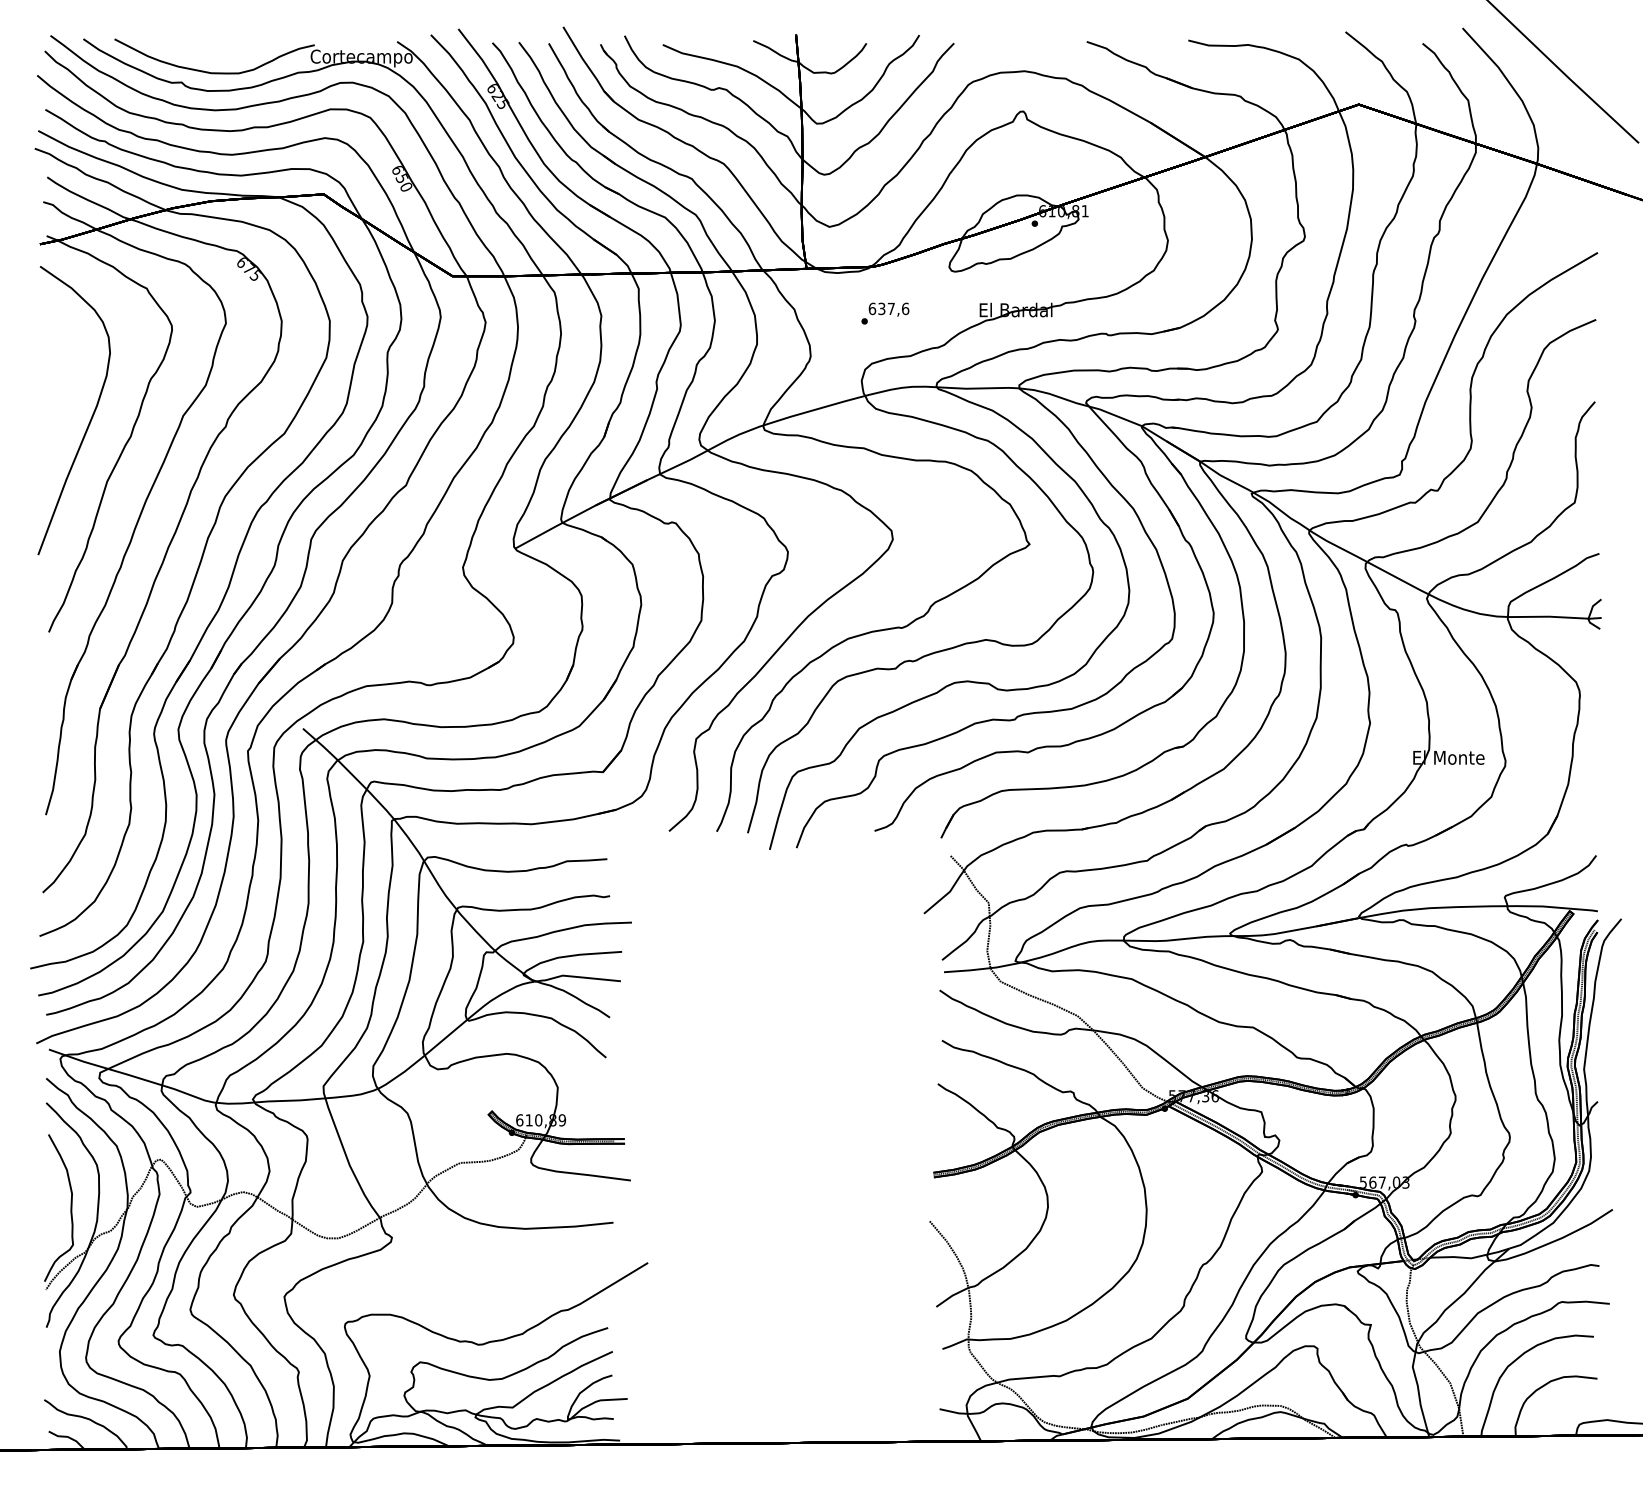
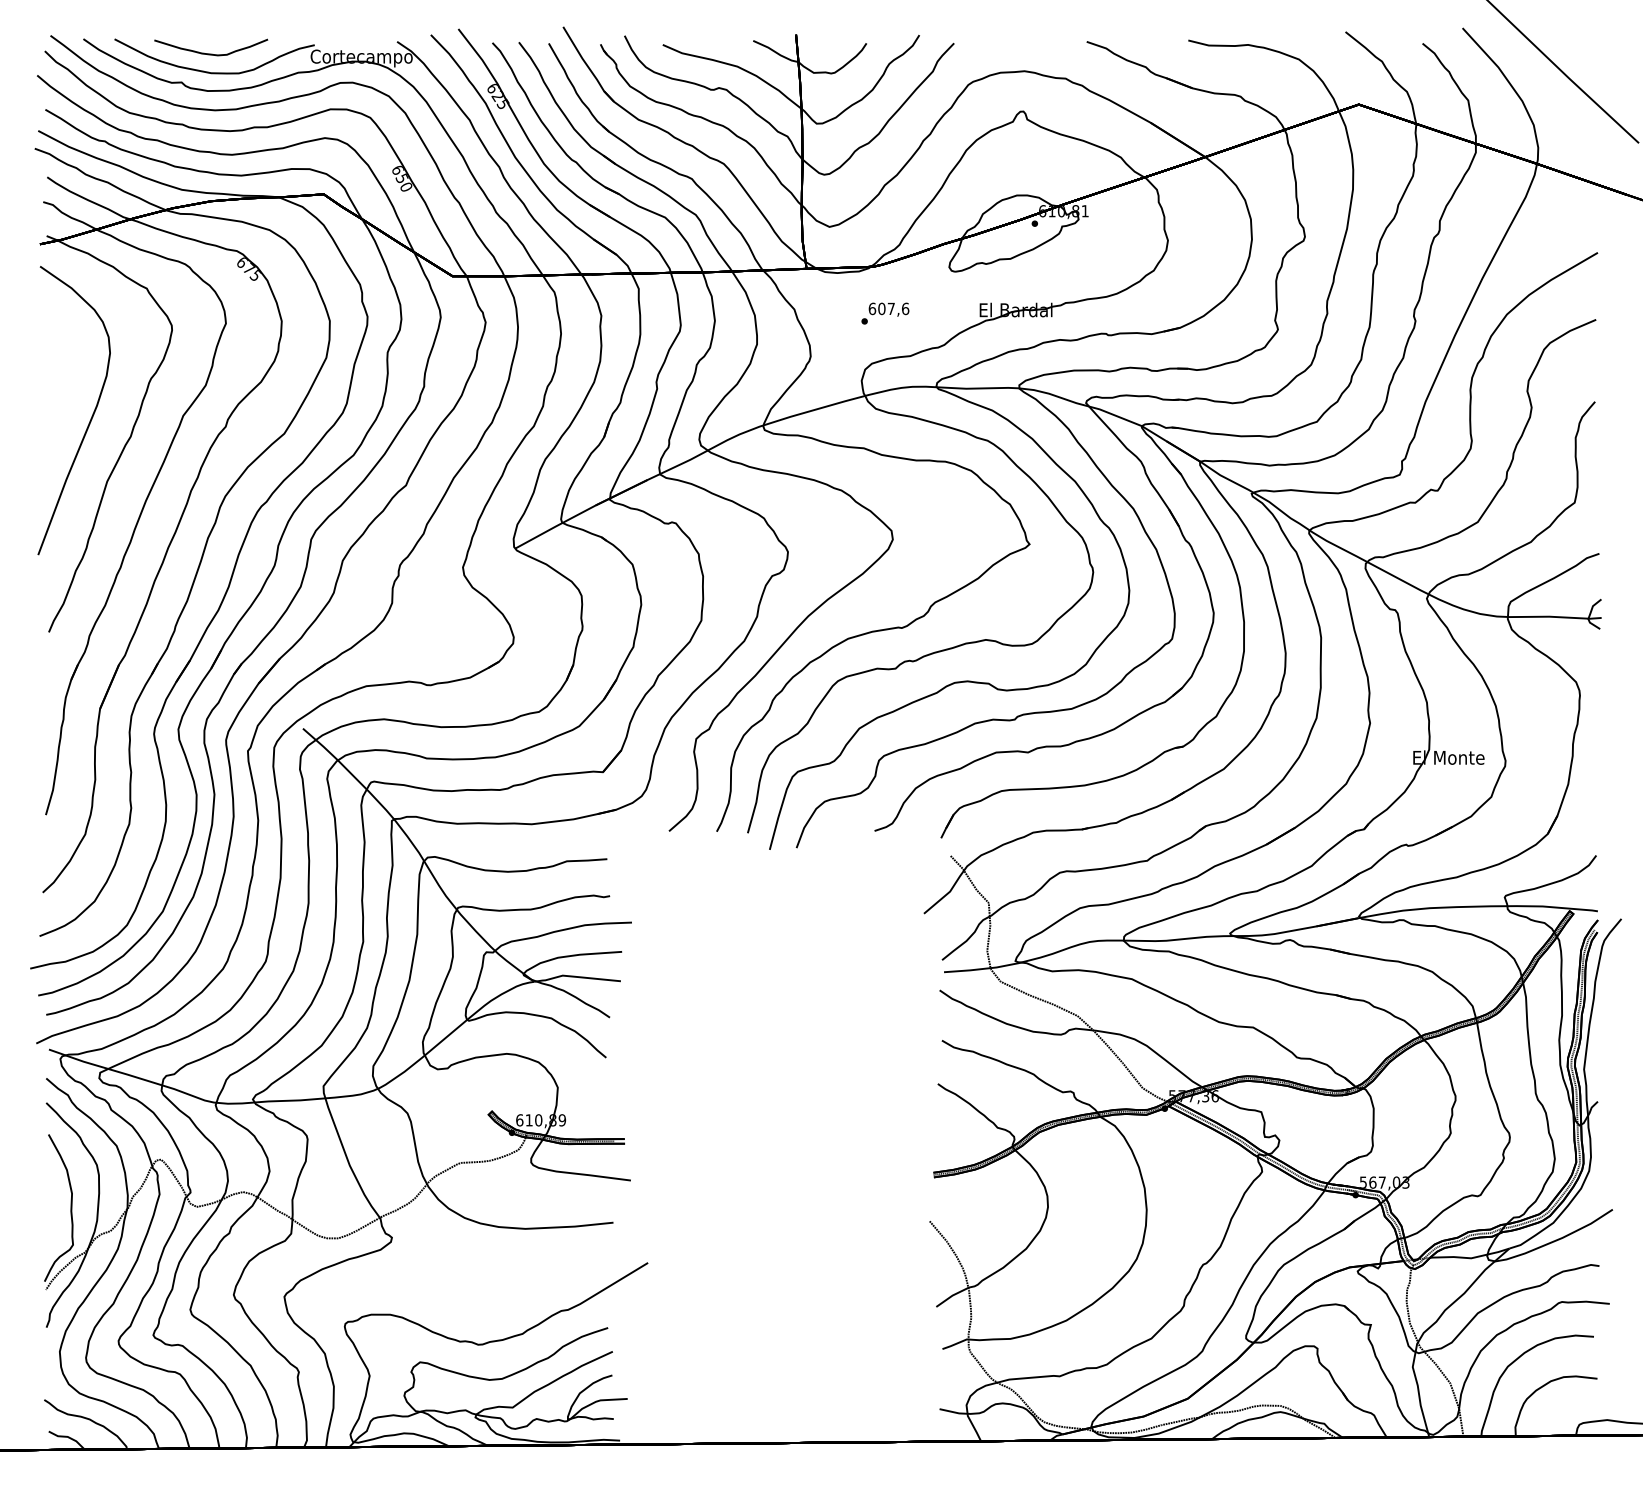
curve: none -> present (211, 53)
text: 637,6 -> 607,6 (881, 308)
